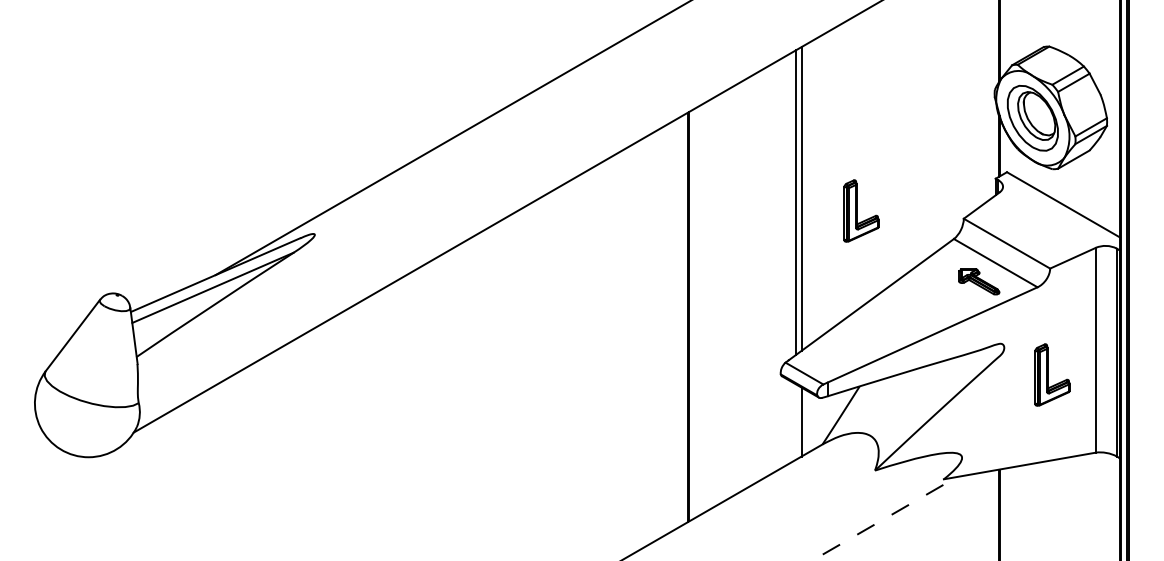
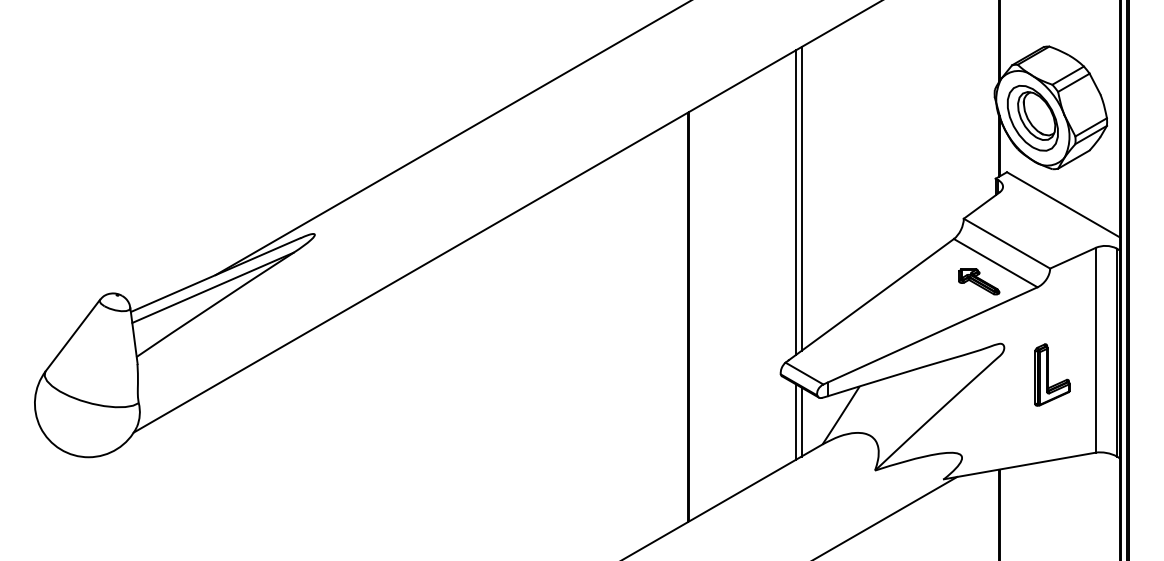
part: present -> none (861, 210)
line: none -> present (796, 421)
line: dashed -> solid (884, 518)
